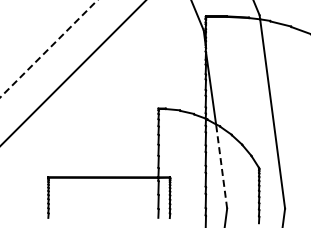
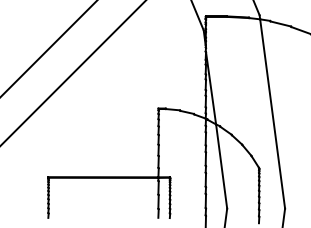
line: dashed -> solid (48, 48)
line: dashed -> solid (221, 166)
